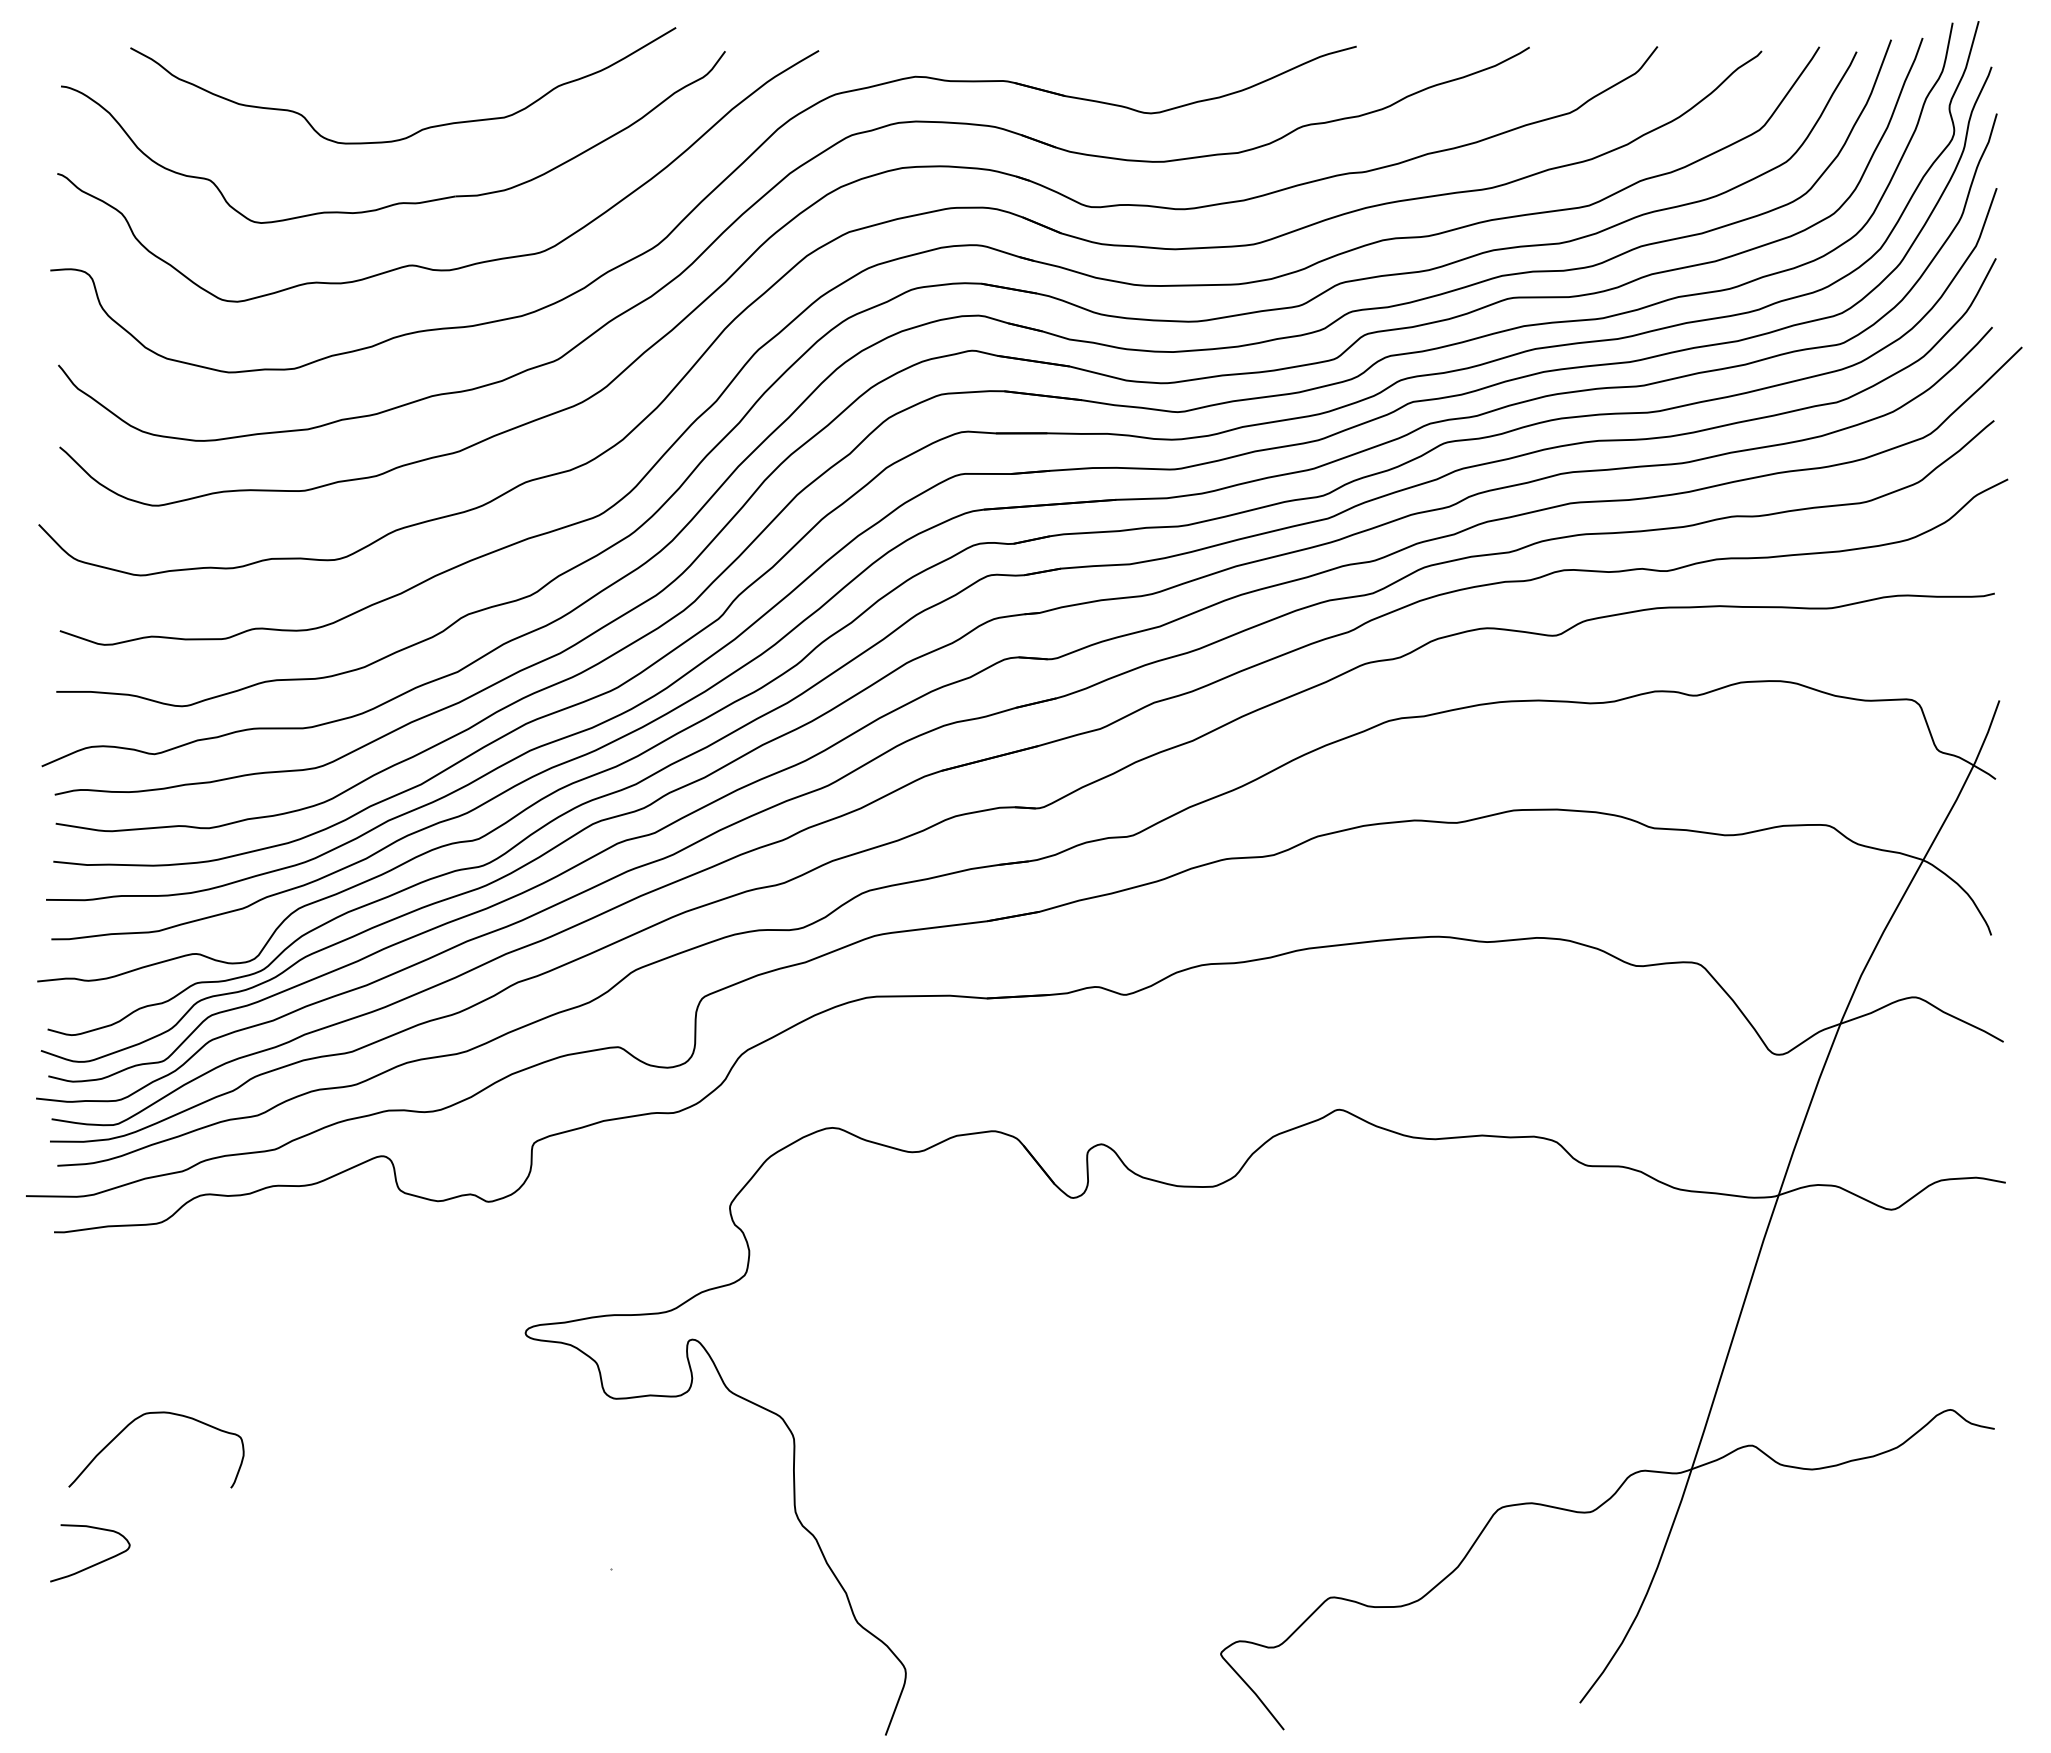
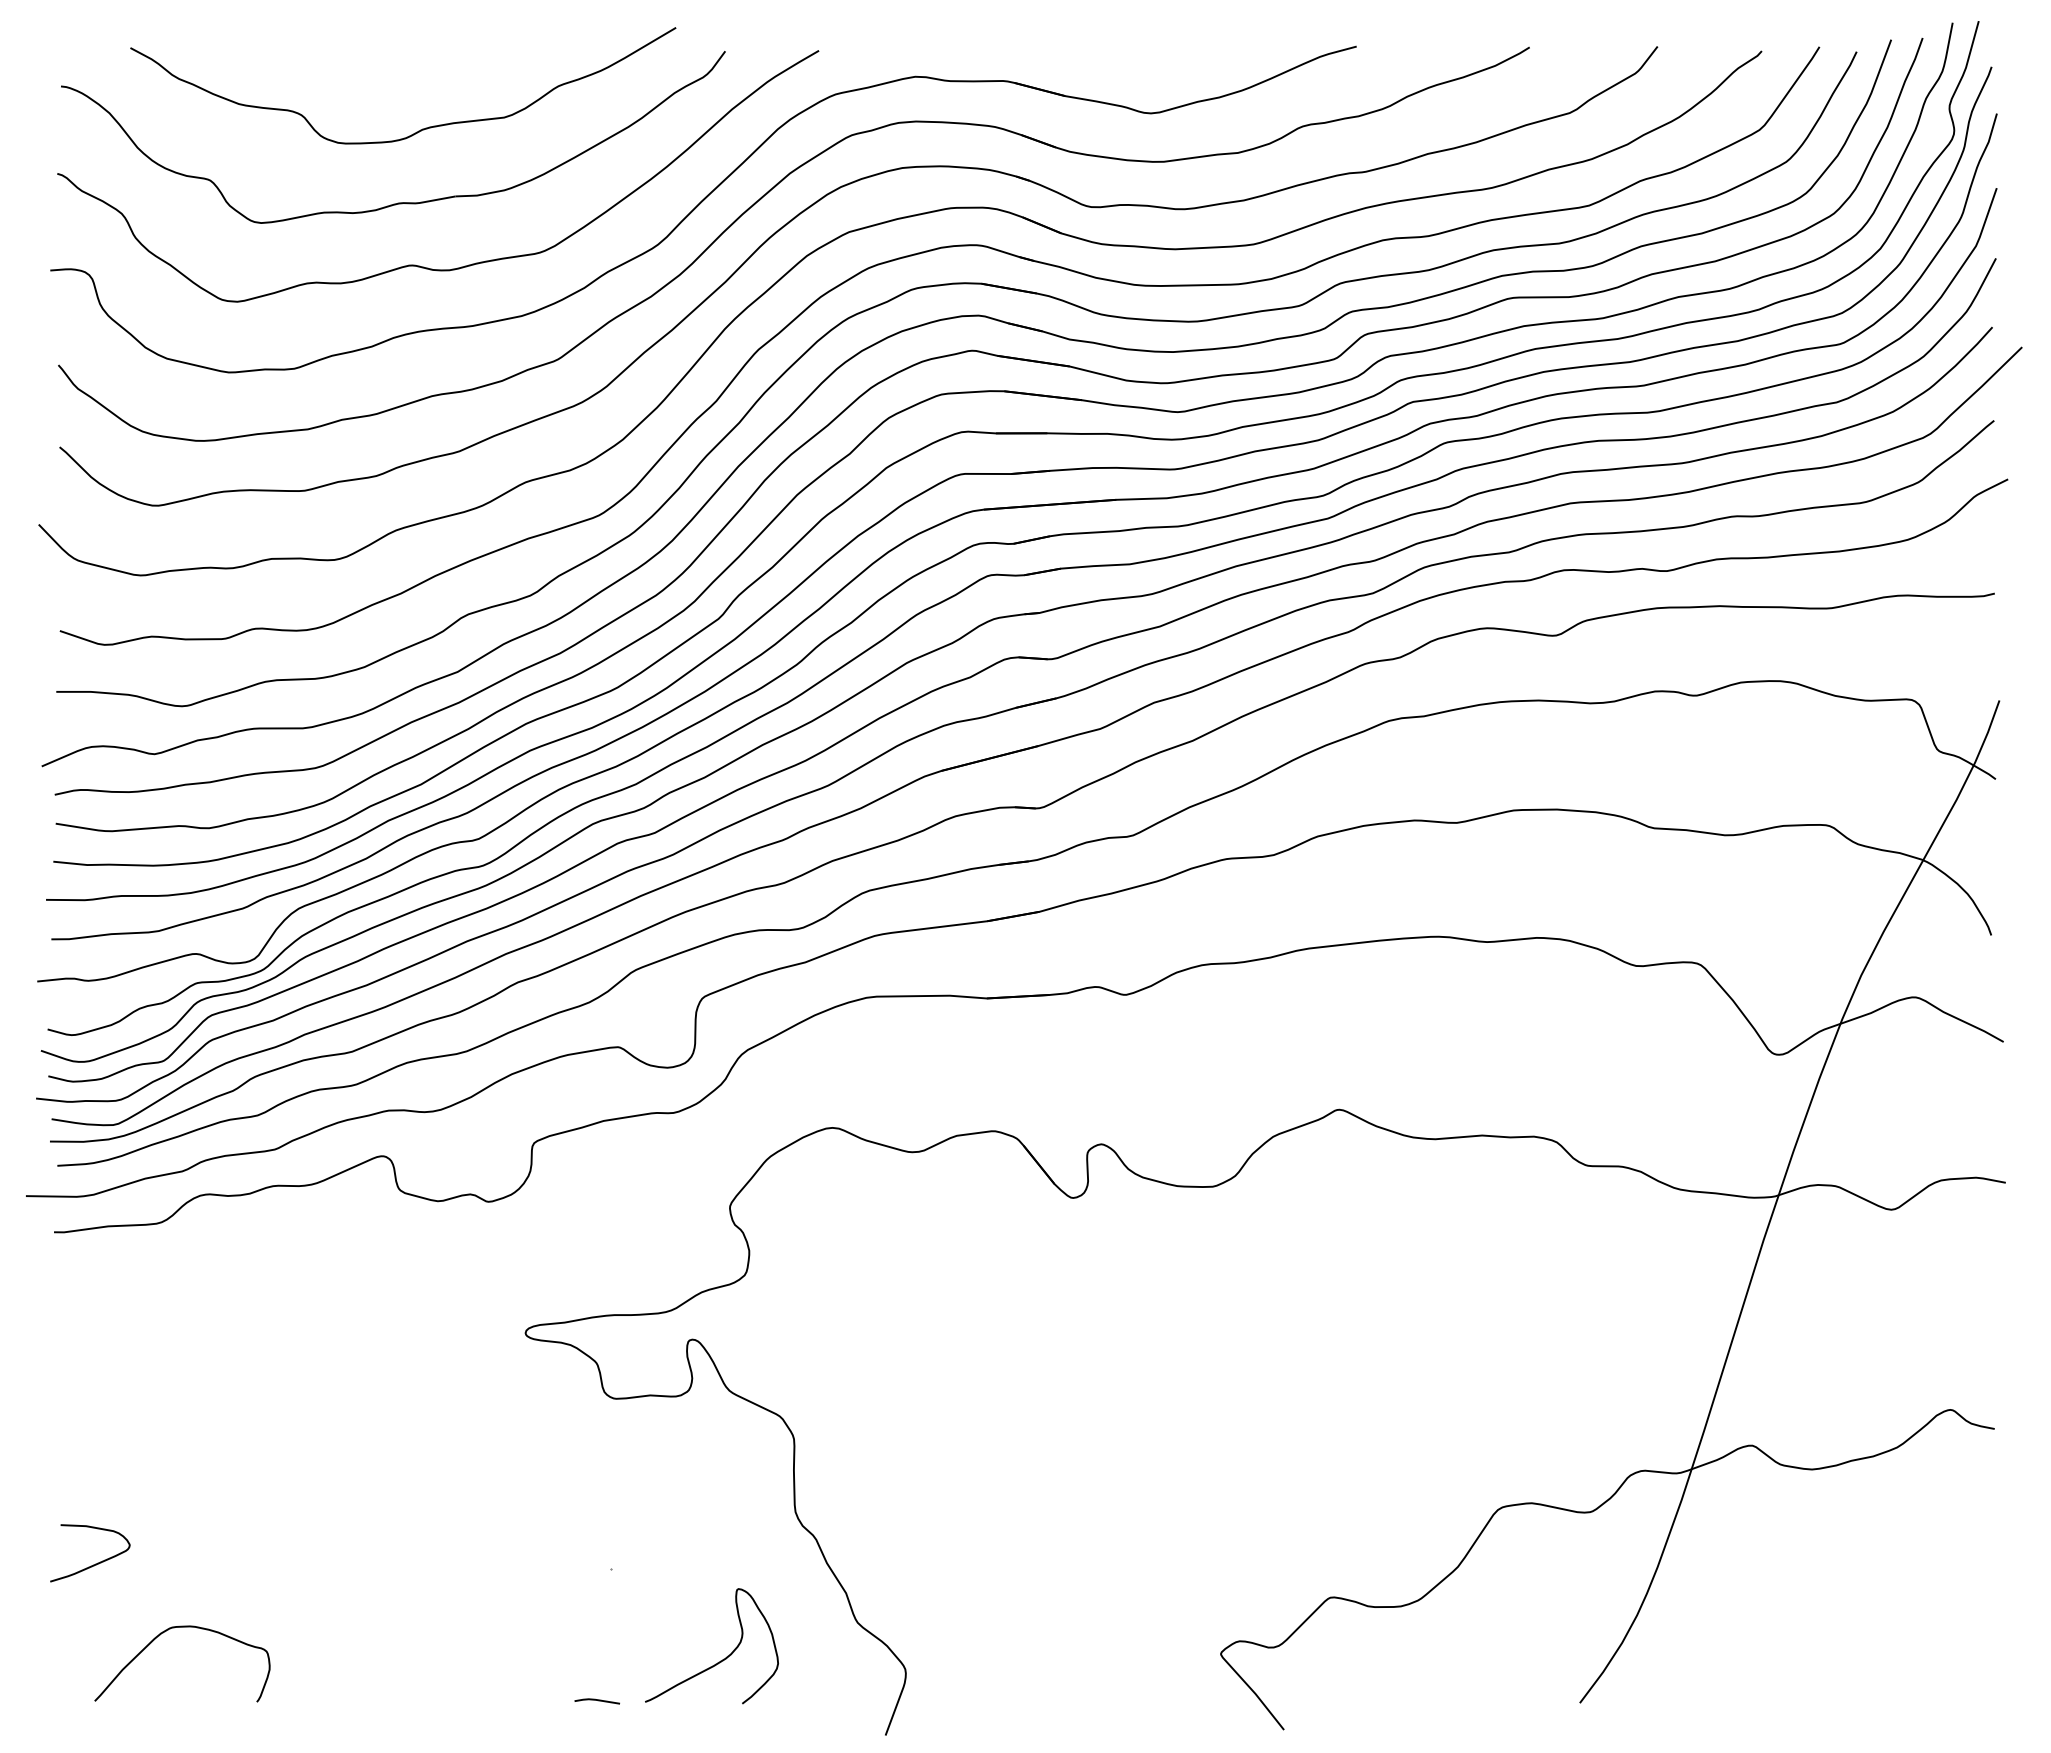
curve position: (133, 1422) -> (159, 1636) (159, 1636)
curve: none -> present (720, 1660)
line: none -> present (596, 1700)
